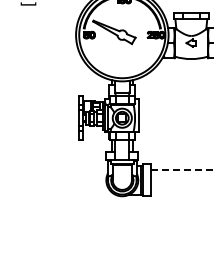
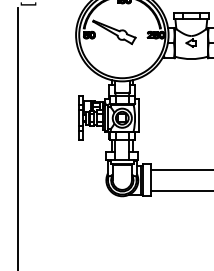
line: none -> present (17, 137)
line: dashed -> solid (182, 169)
line: none -> present (180, 191)
